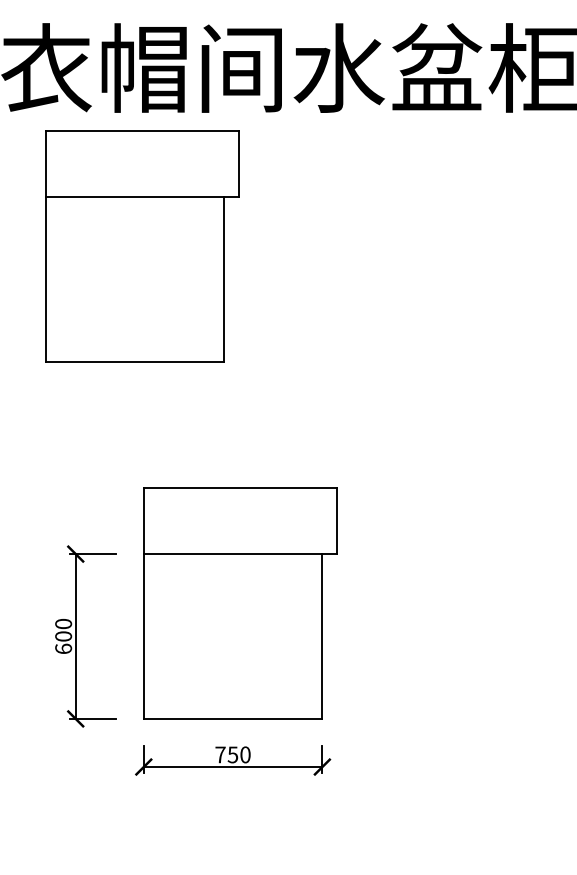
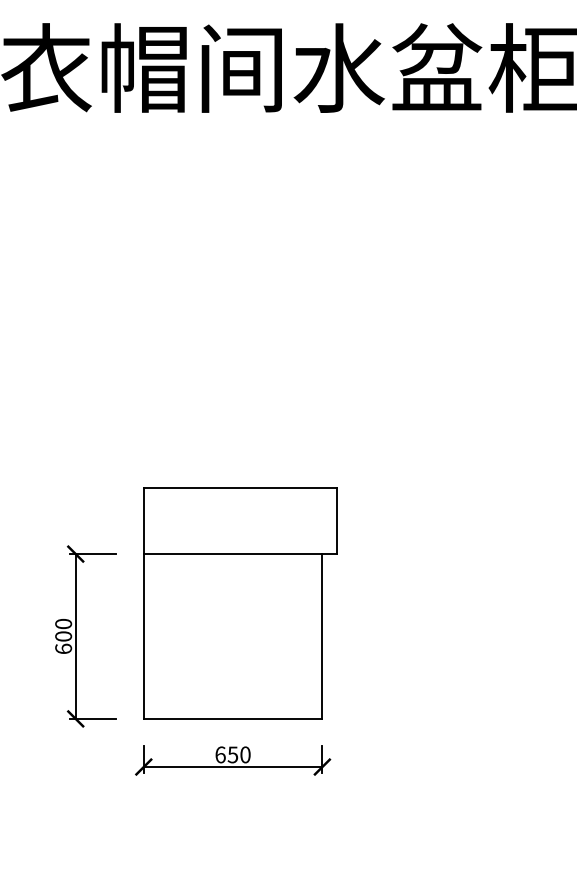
part: present -> none (142, 246)
text: 750 -> 650 (220, 754)
